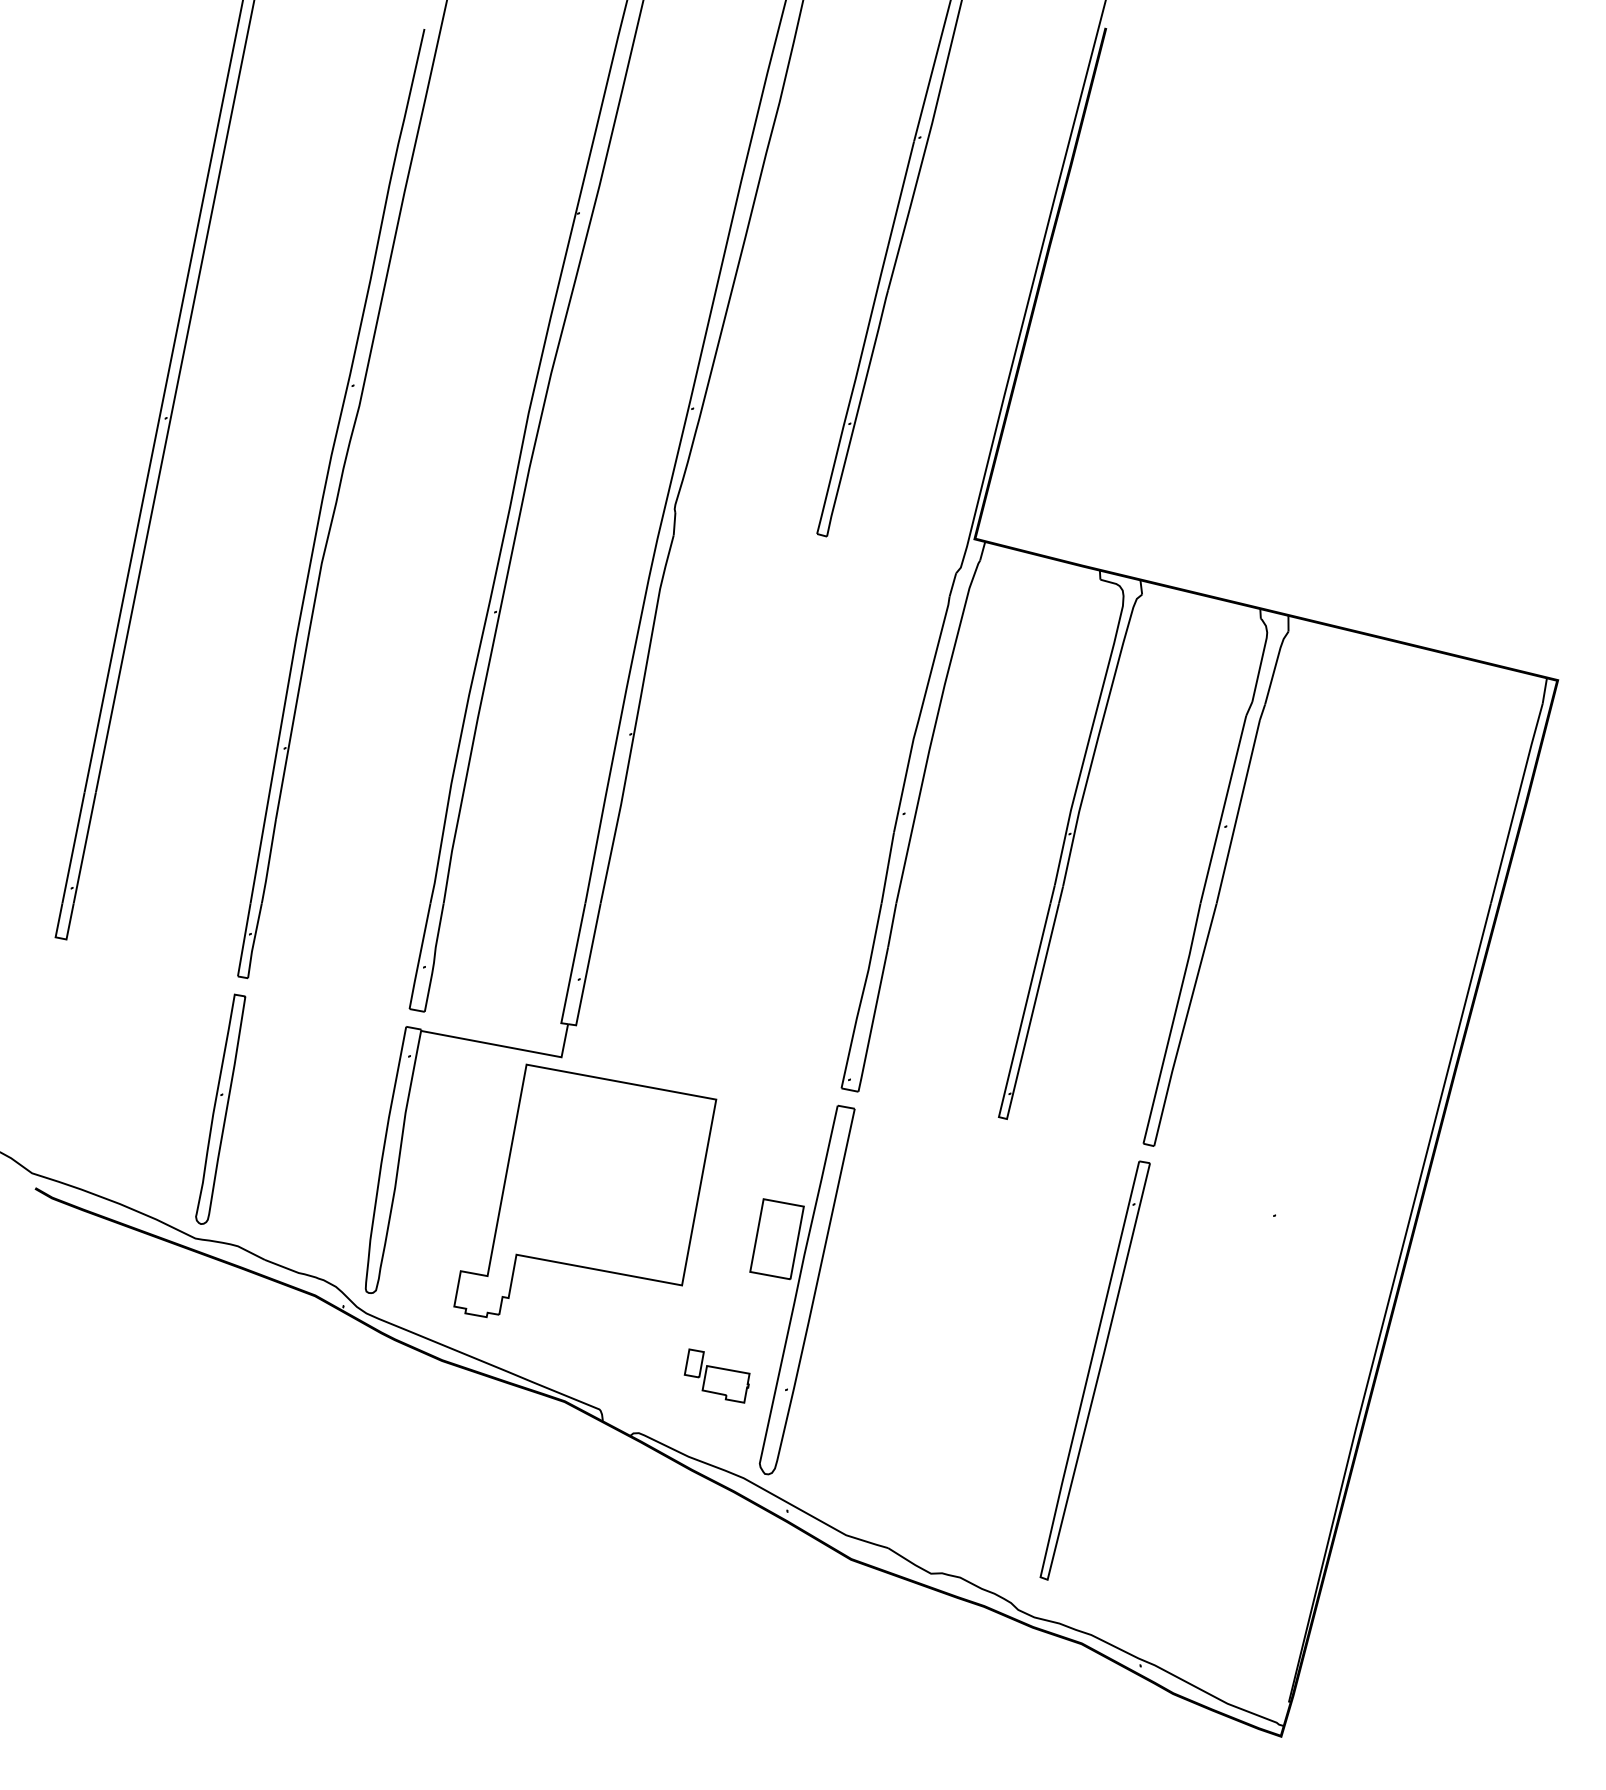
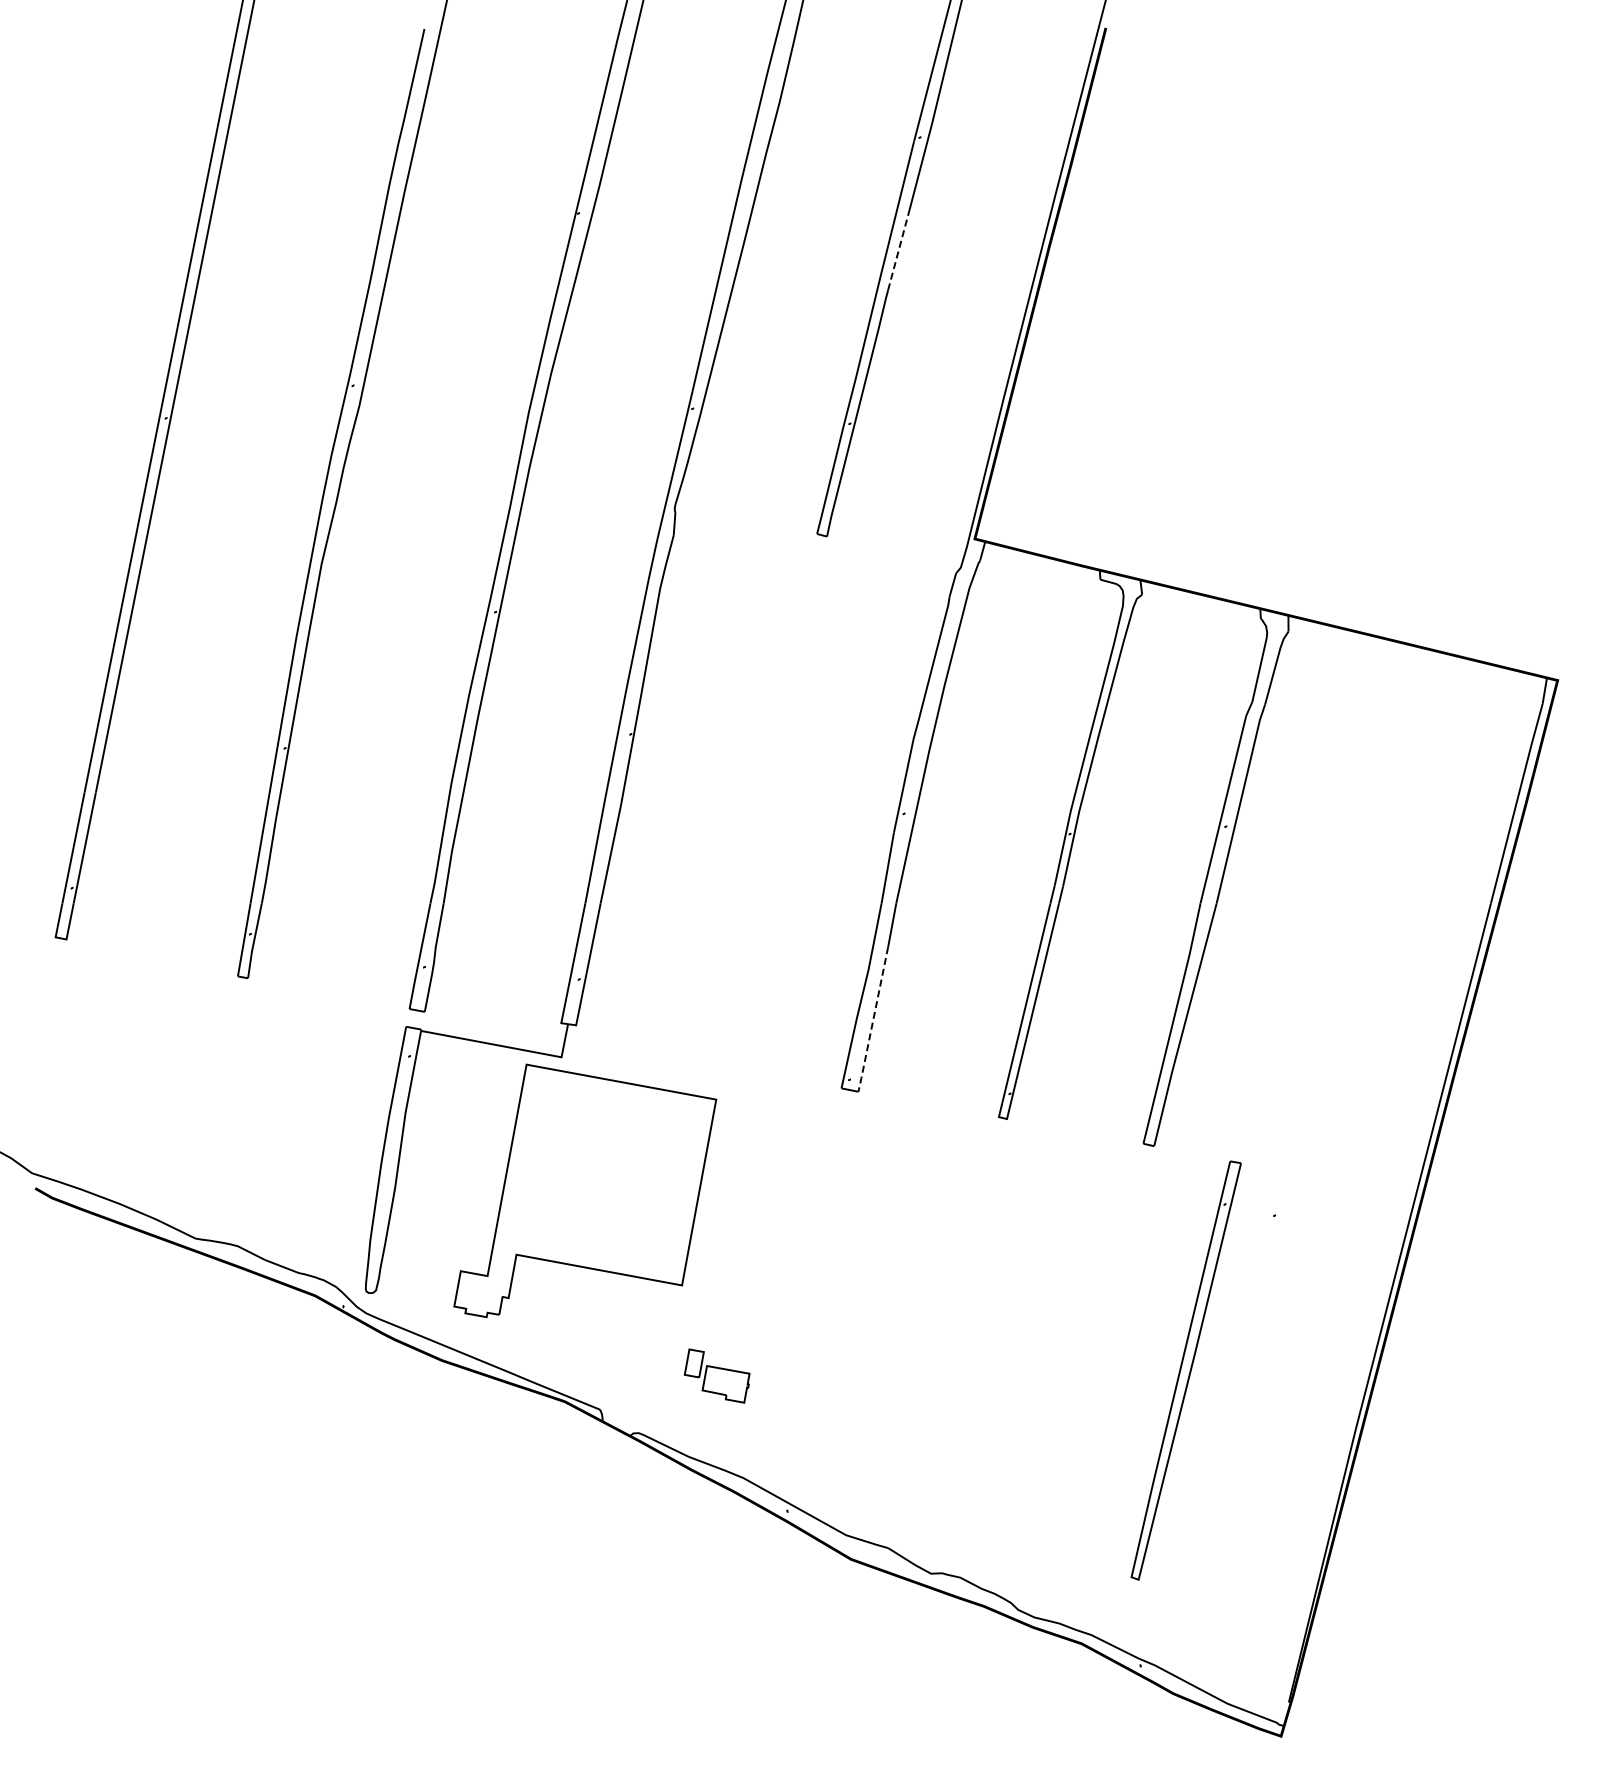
line: solid -> dashed (898, 249)
line: solid -> dashed (873, 1020)
part: present -> none (220, 1108)
part: present -> none (802, 1289)
part position: (1094, 1370) -> (1185, 1370) (1185, 1370)
